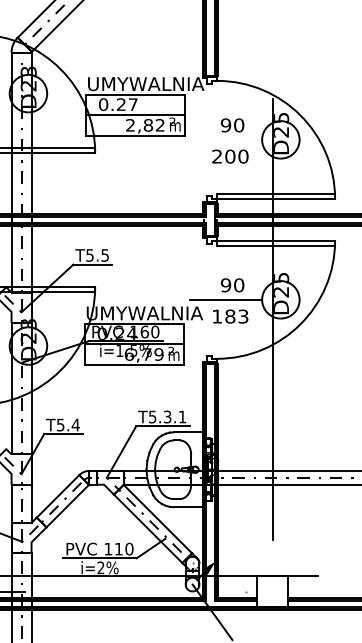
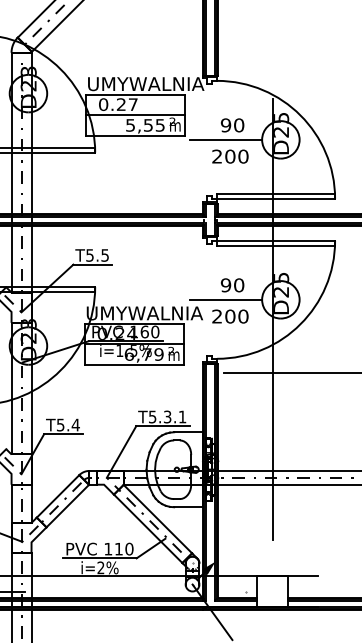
text: 2,82 -> 5,55 (145, 125)
line: none -> present (226, 139)
text: 183 -> 200 (230, 316)
line: none -> present (290, 373)
